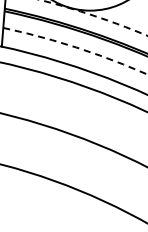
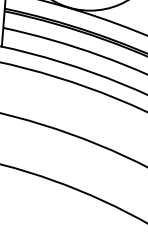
arc: dashed -> solid (94, 15)
arc: dashed -> solid (76, 47)
